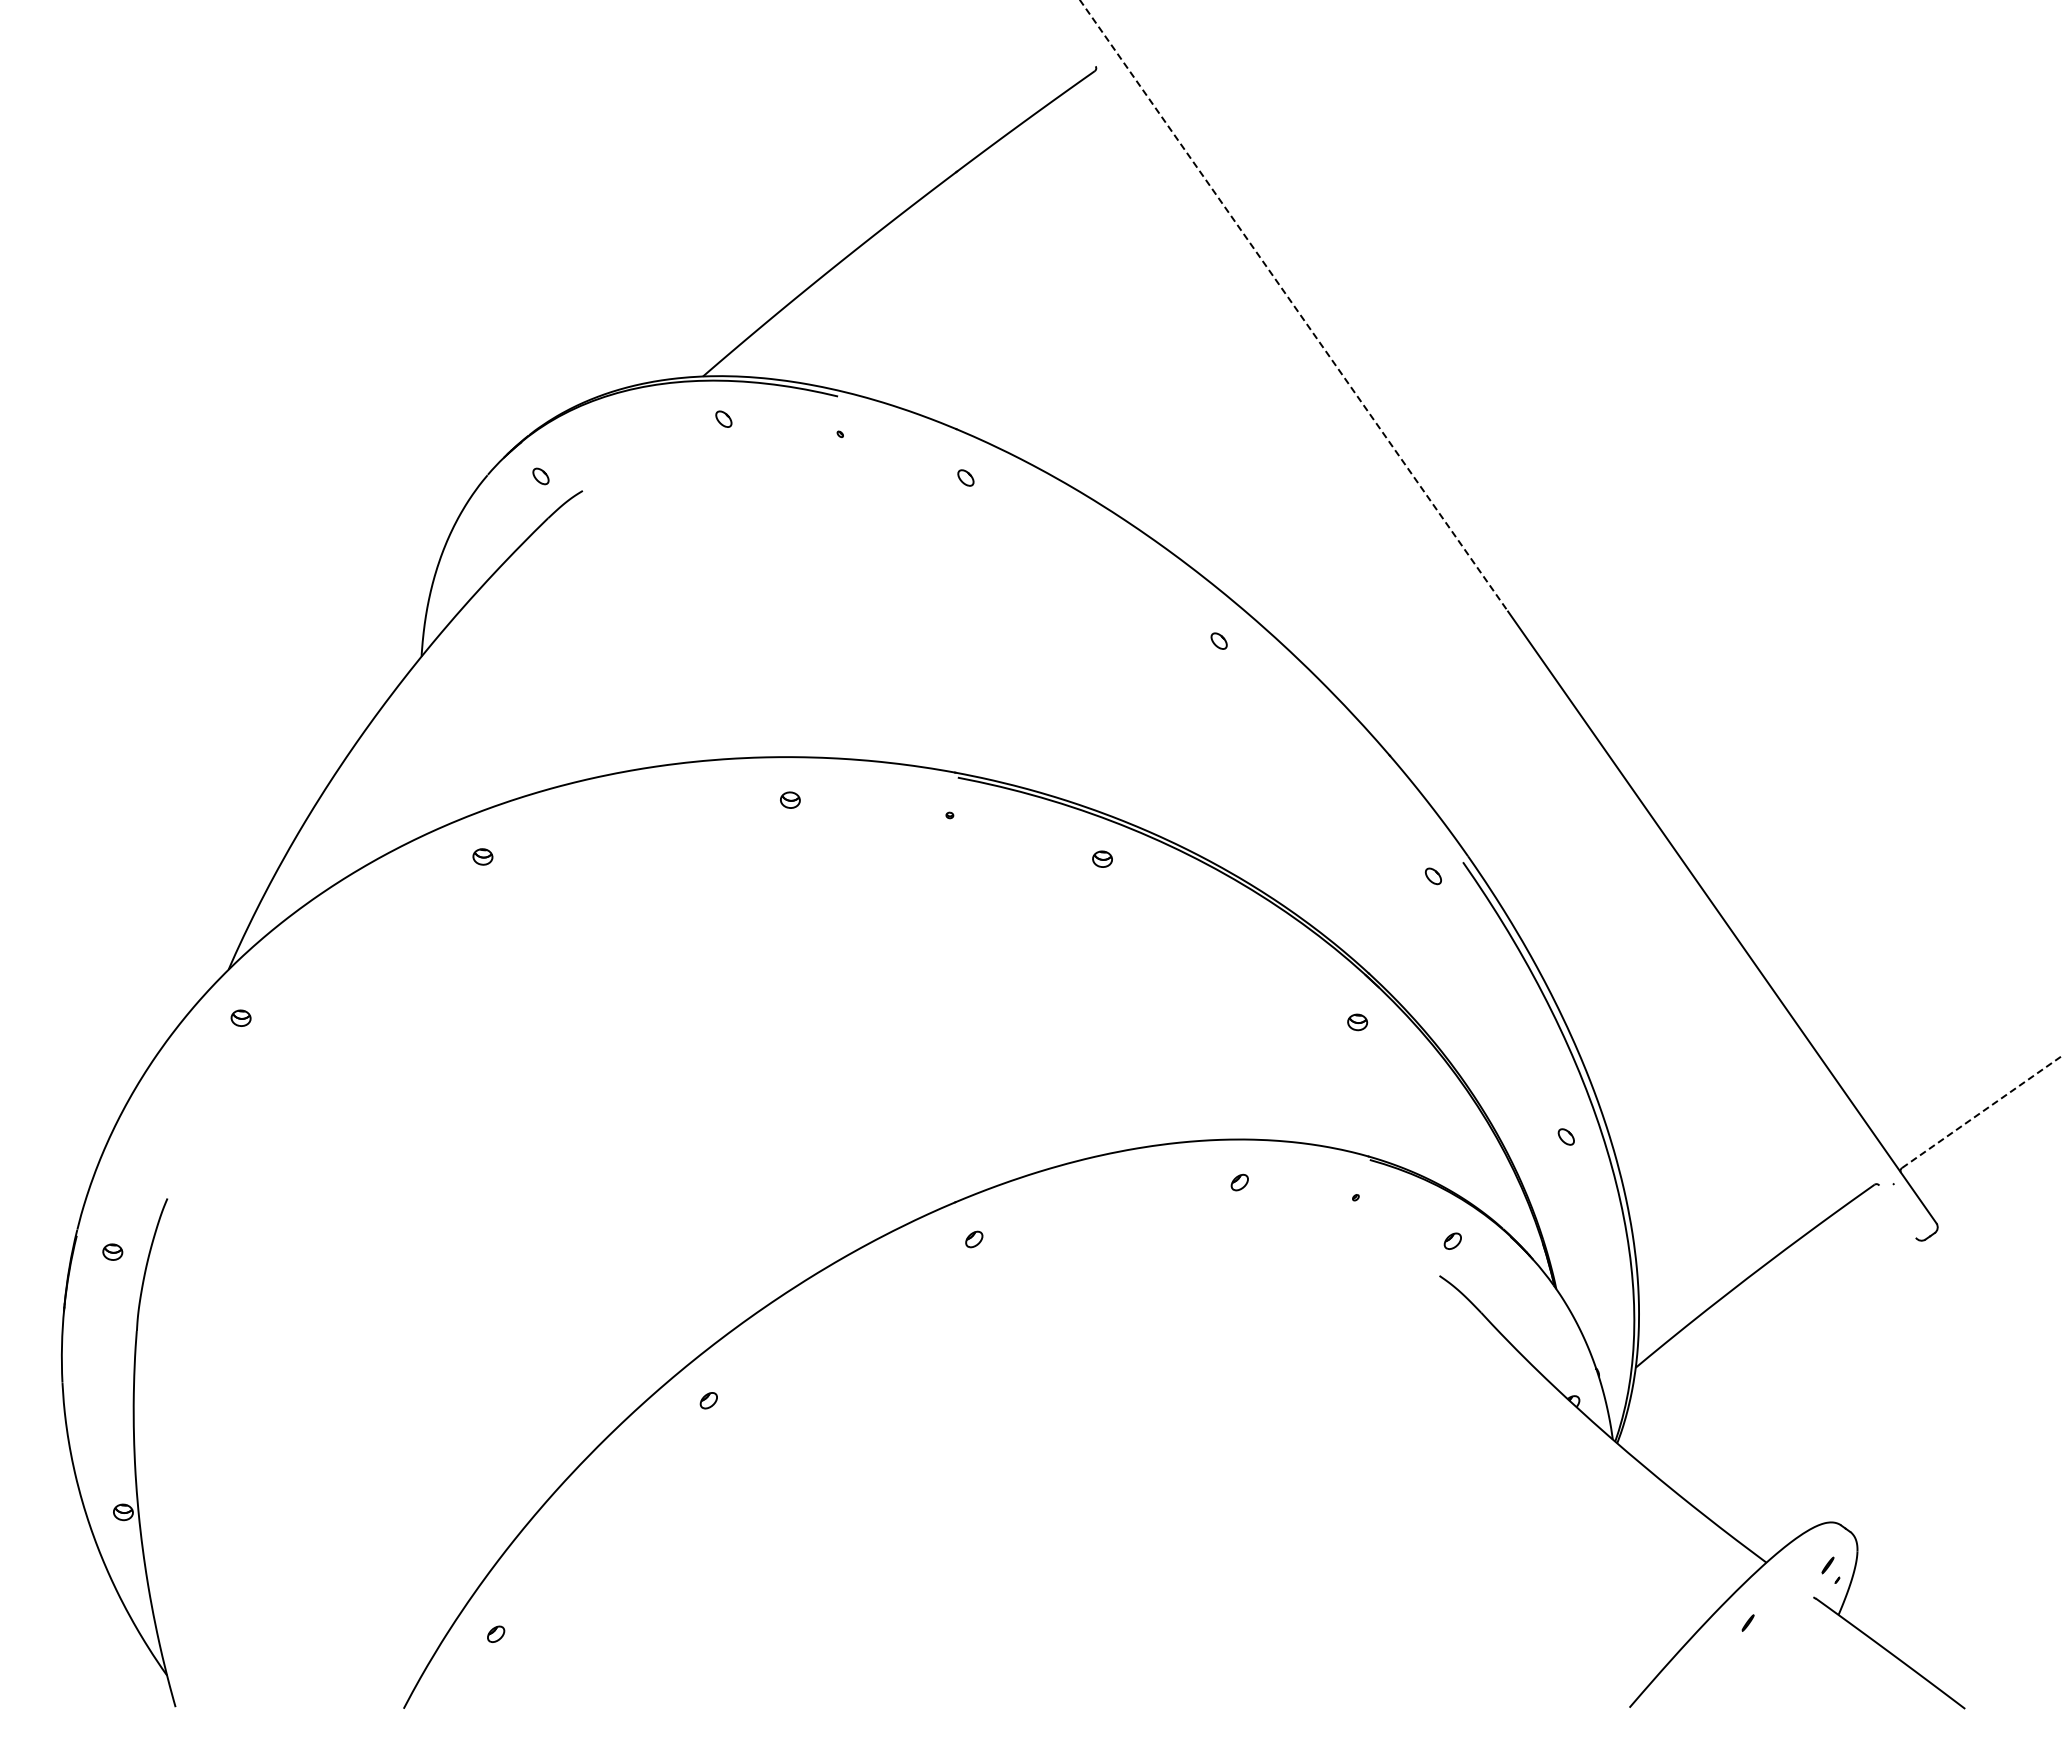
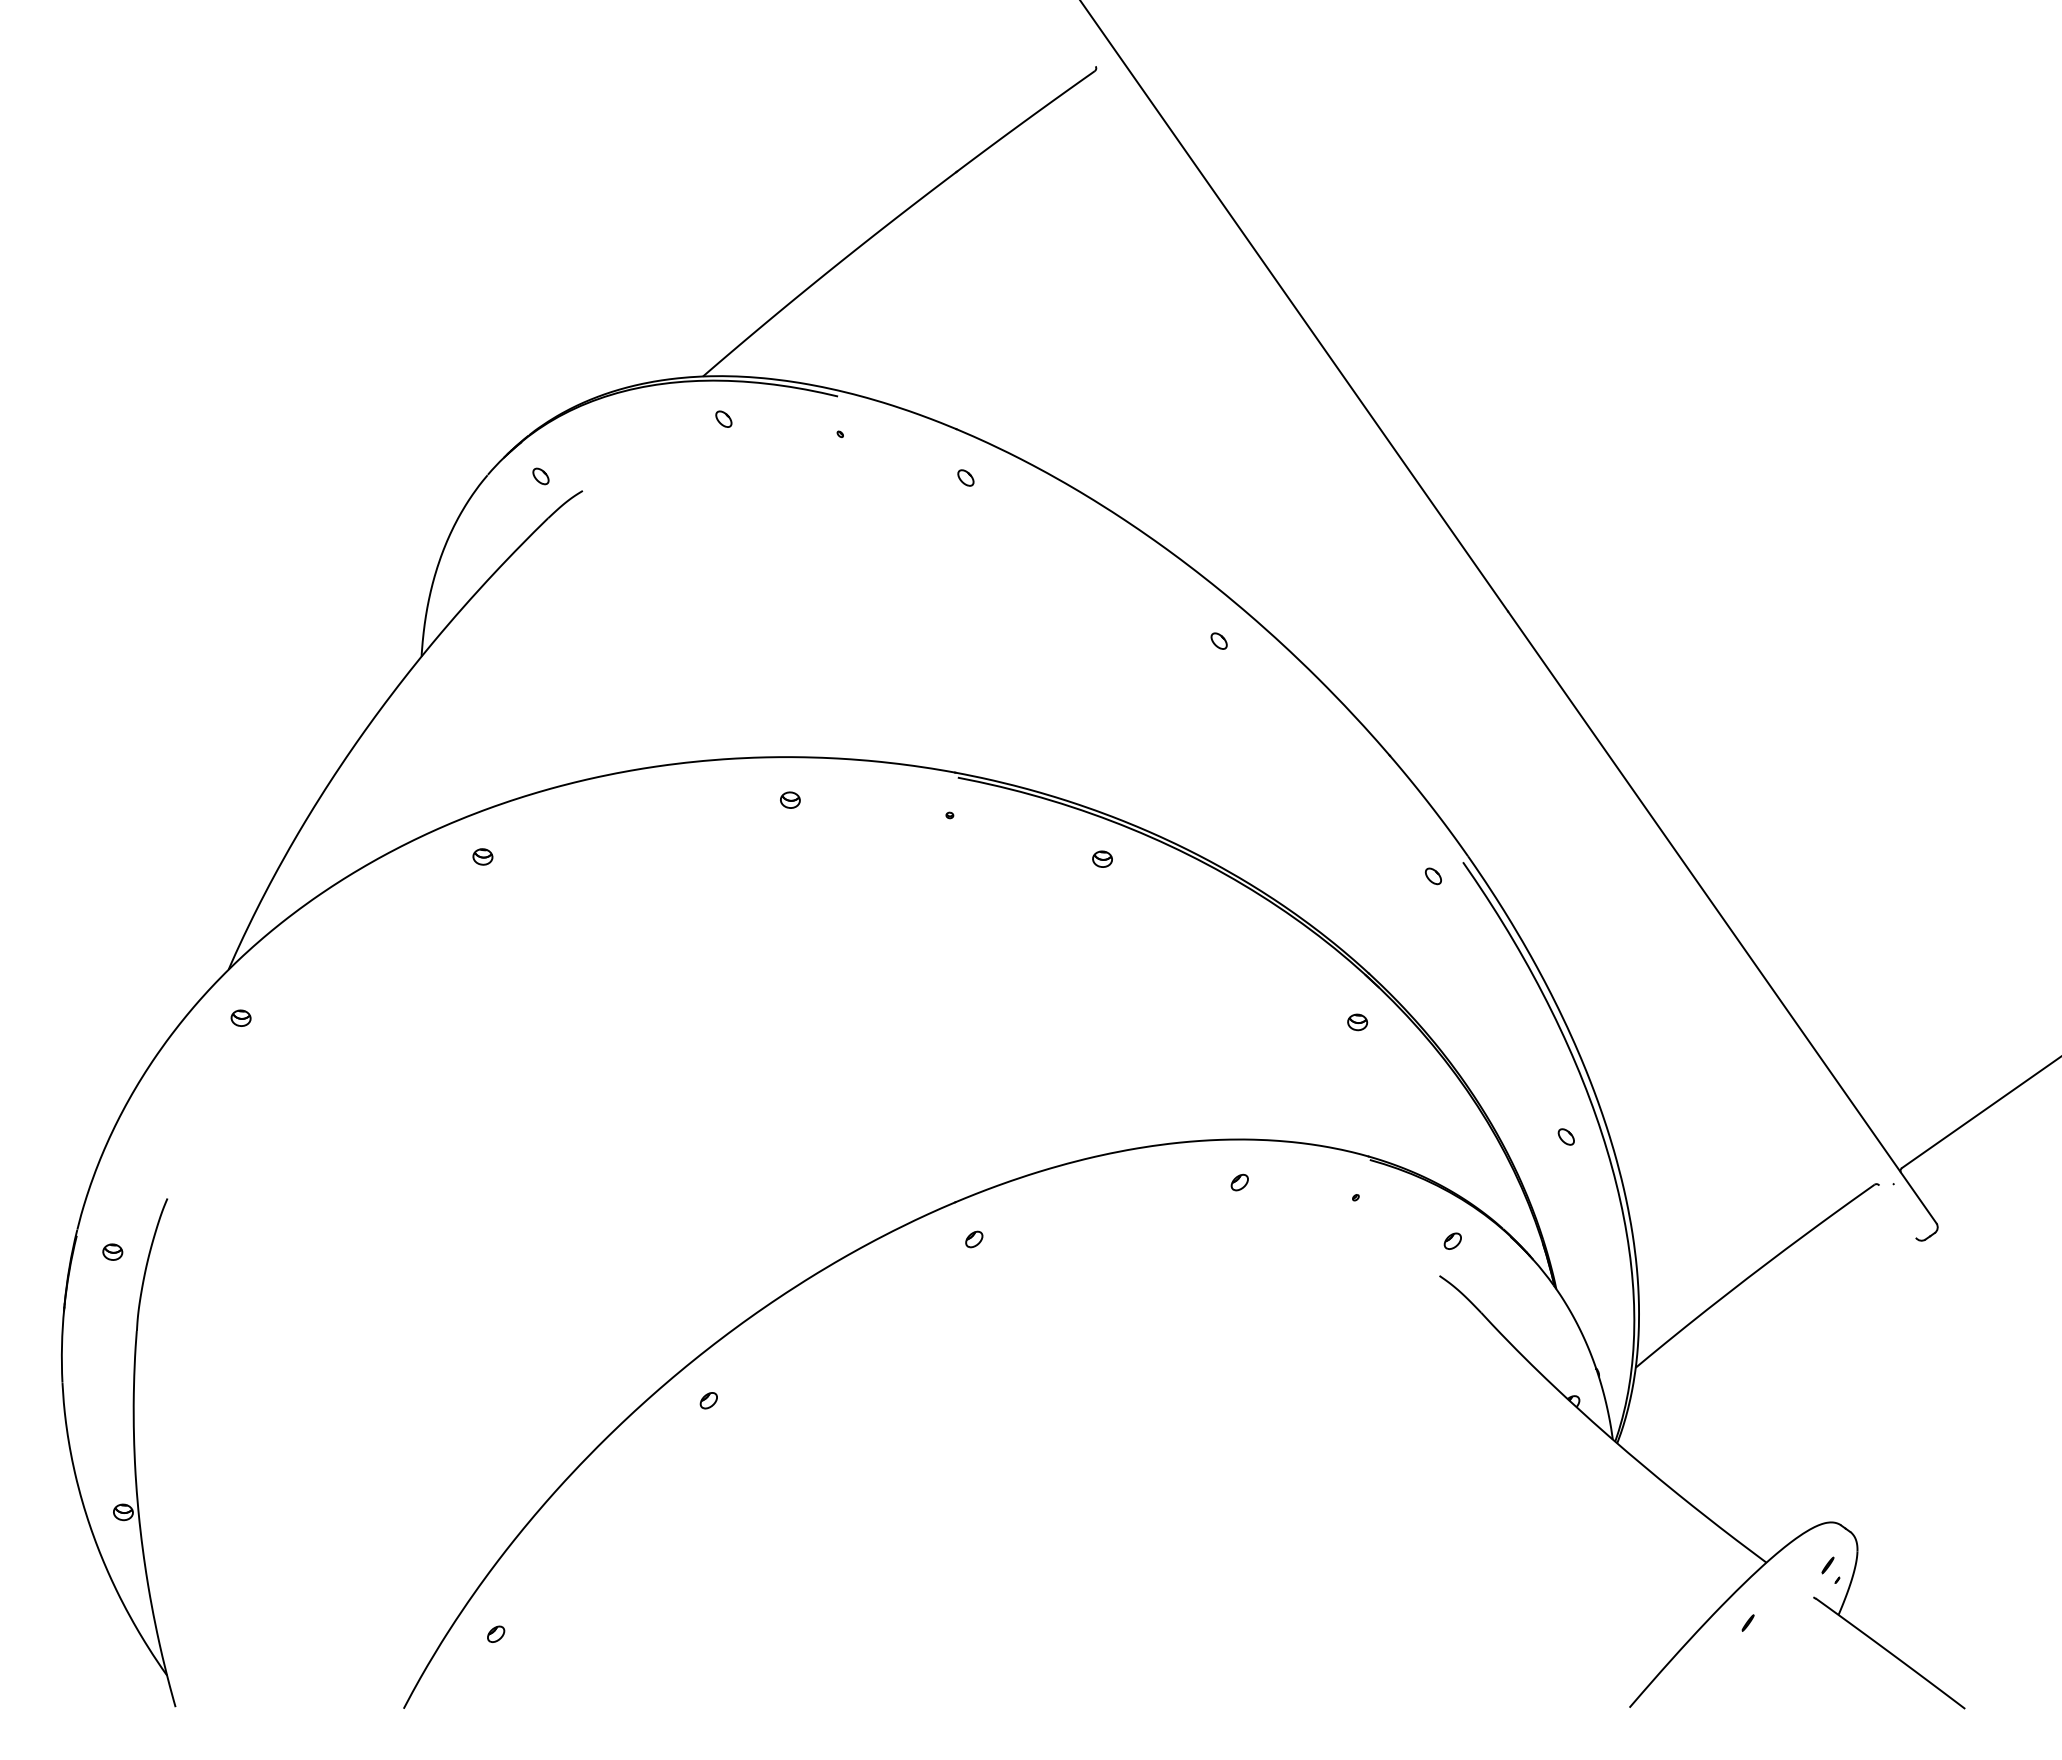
line: dashed -> solid (1294, 306)
line: dashed -> solid (1982, 1111)
